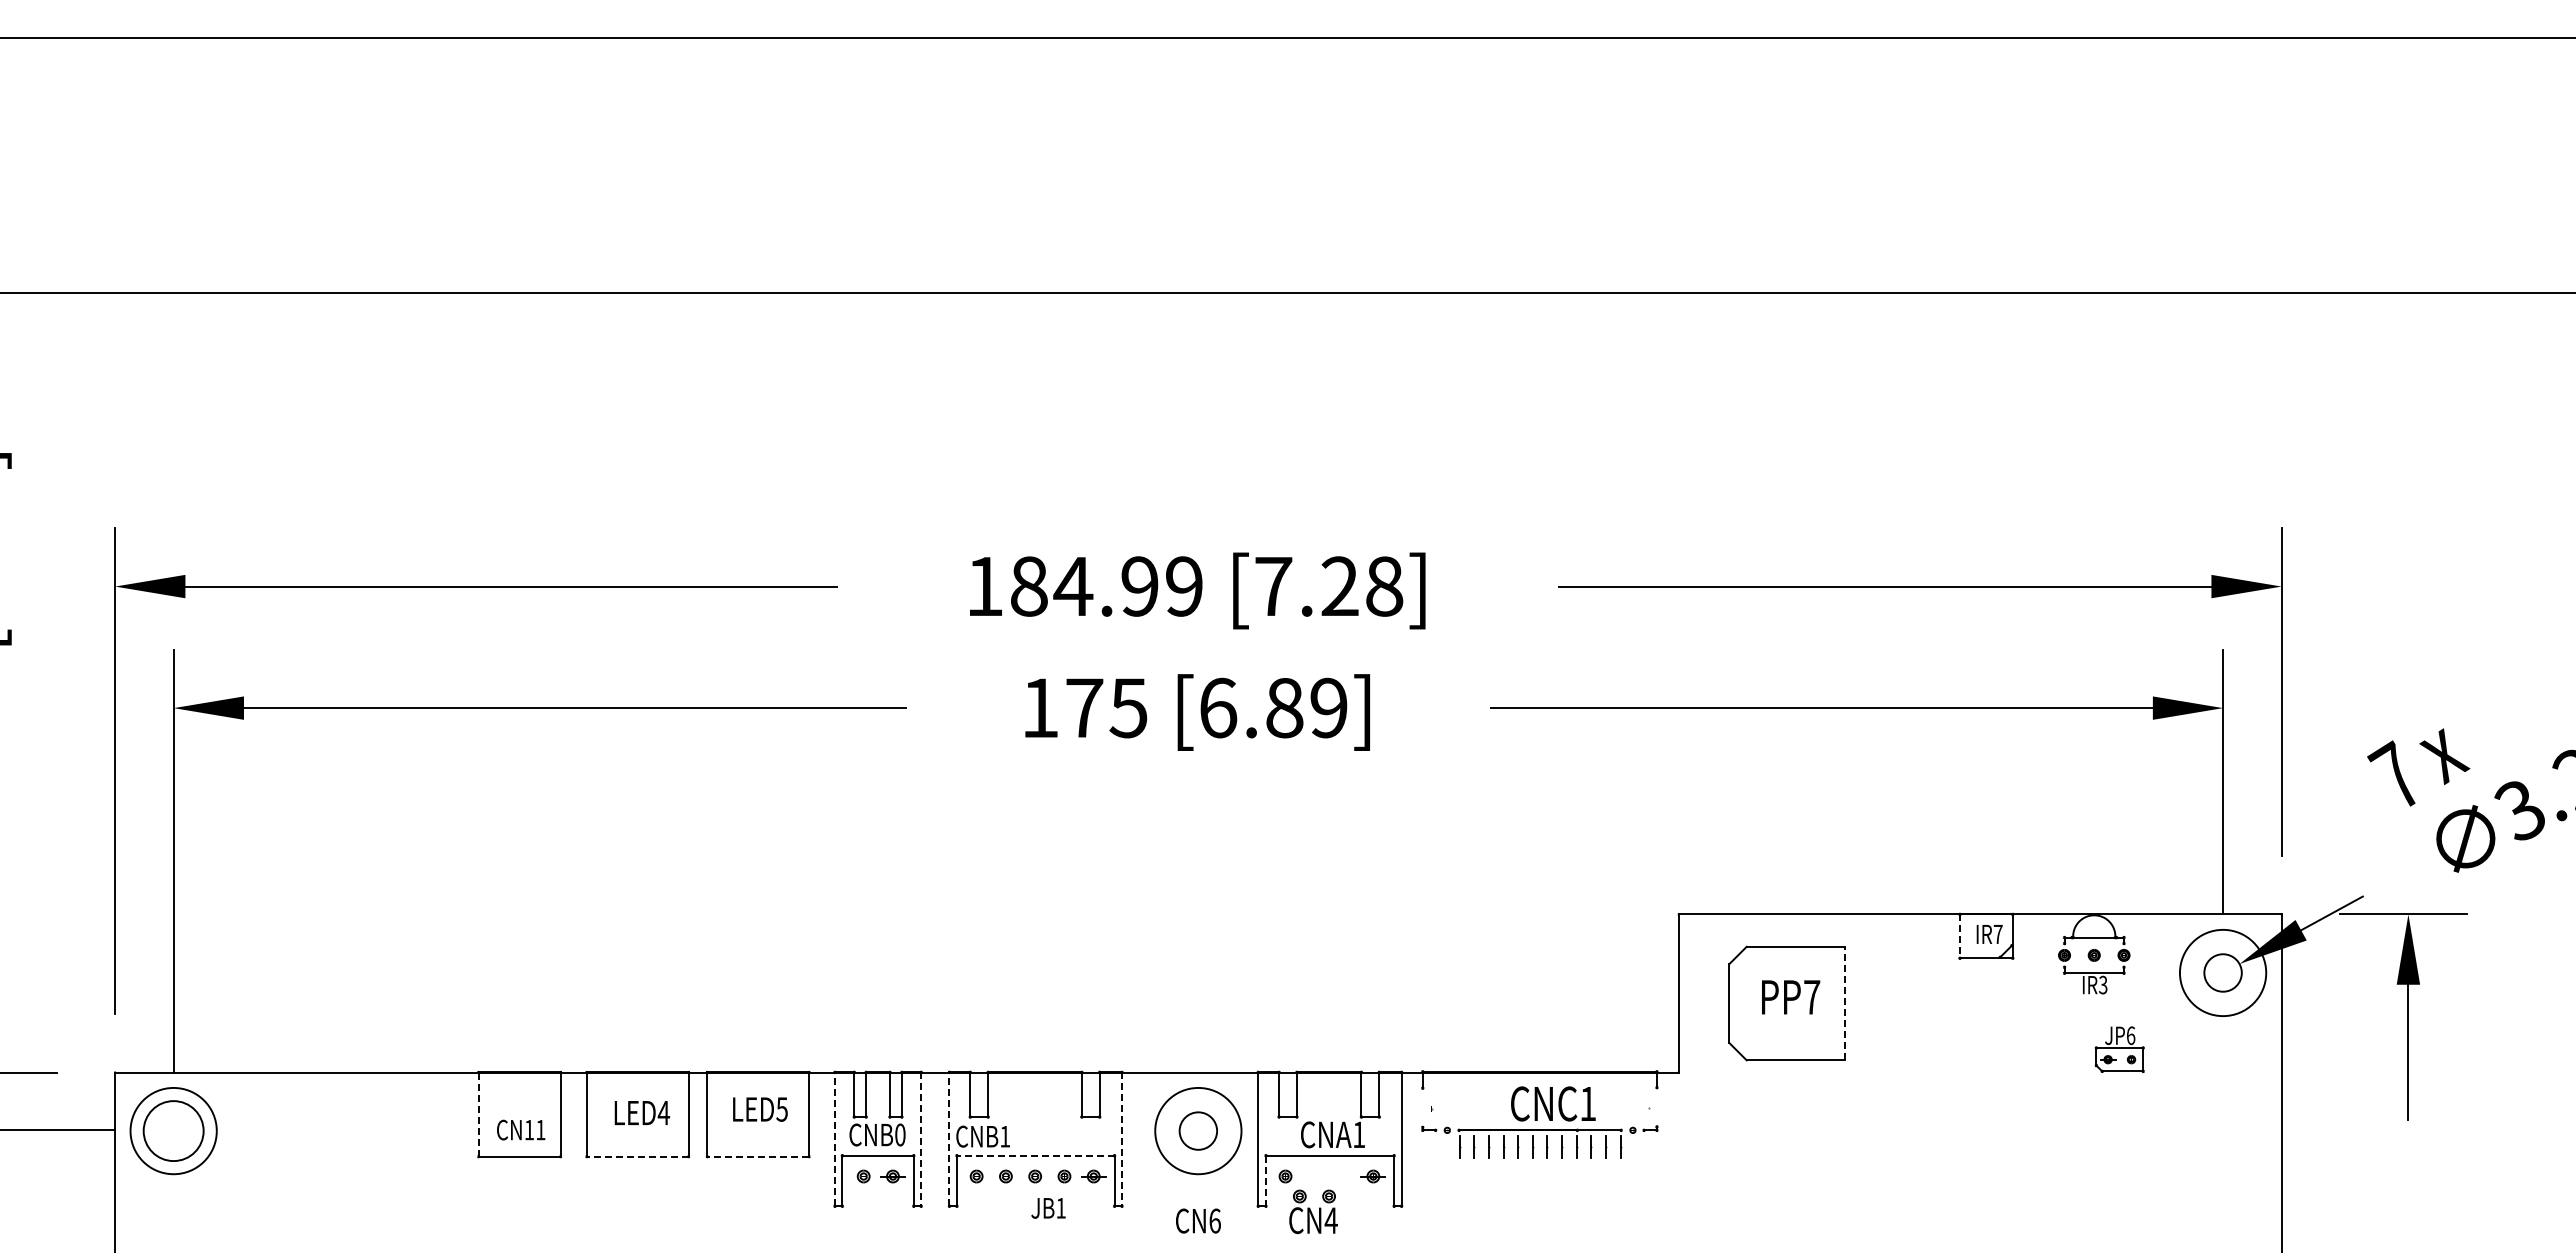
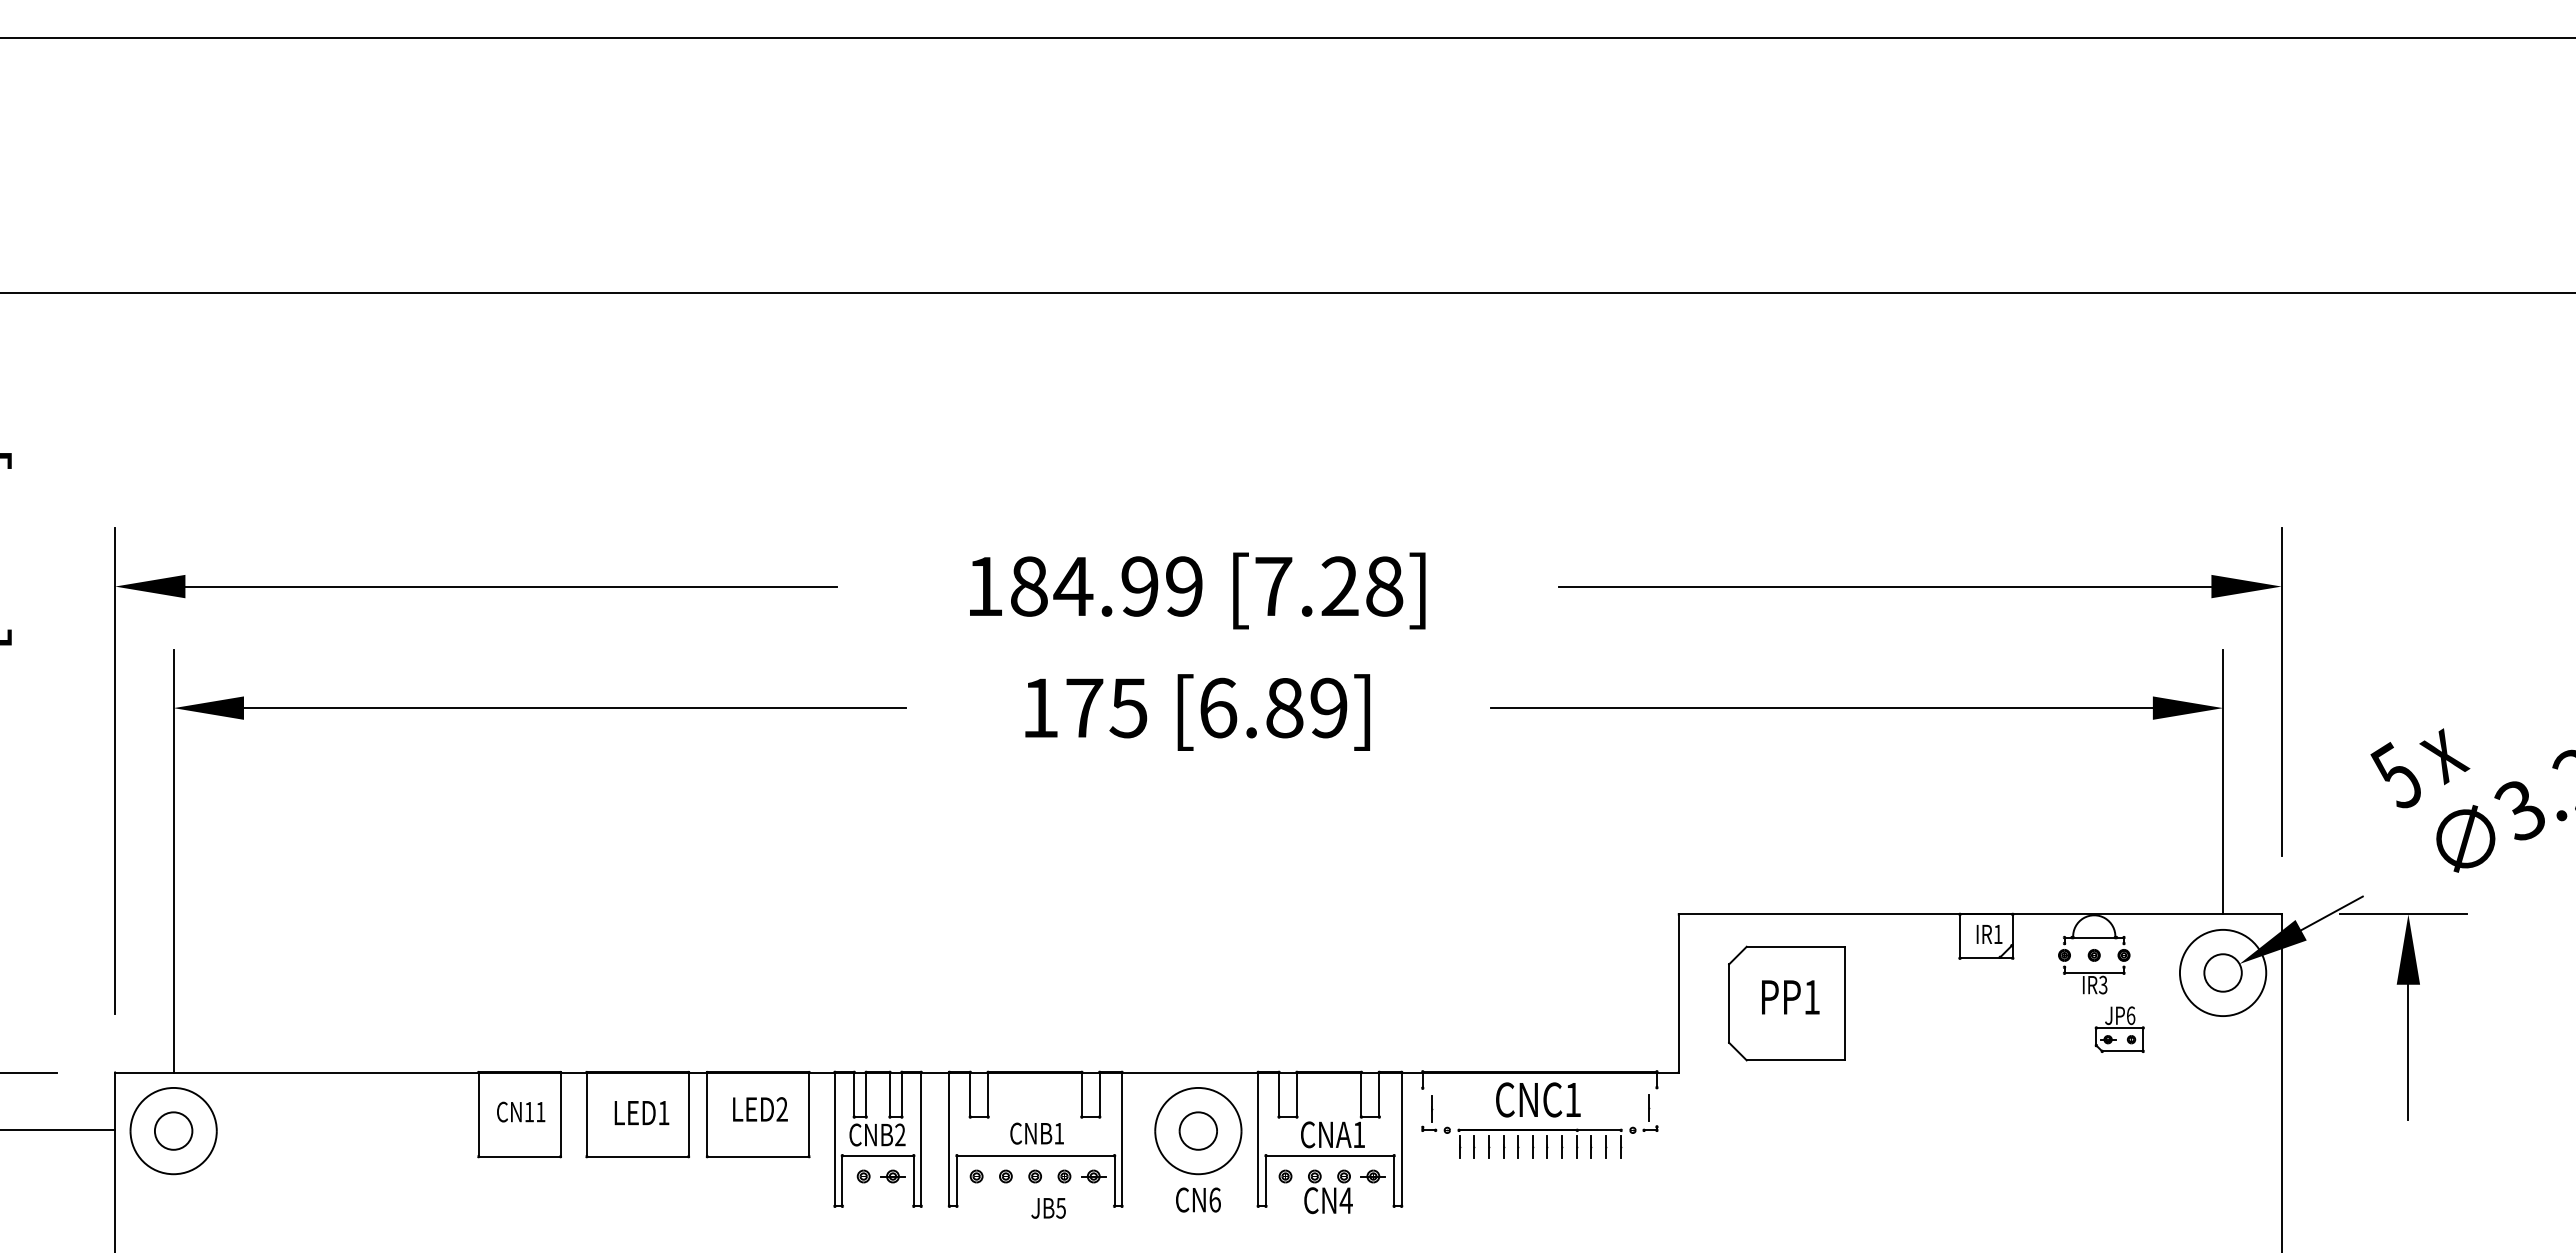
text: 7 -> 5 (2393, 774)
text: IR7 -> IR1 (1997, 934)
line: dashed -> solid (1960, 936)
text: PP7 -> PP1 (1812, 997)
line: dashed -> solid (1845, 1003)
part position: (2119, 1049) -> (2119, 1029) (2119, 1029)
text position: (1553, 1103) -> (1538, 1099) (1538, 1099)
line: none -> present (1431, 1108)
line: none -> present (1648, 1108)
text: LED5 -> LED2 (781, 1109)
text: LED4 -> LED1 (663, 1113)
line: dashed -> solid (478, 1114)
text position: (521, 1129) -> (521, 1111) (521, 1111)
circle diameter: 60 px -> 37 px (173, 1130)
text: CNB0 -> CNB2 (900, 1134)
text position: (982, 1136) -> (1036, 1133) (1036, 1133)
line: dashed -> solid (834, 1139)
line: dashed -> solid (921, 1139)
line: dashed -> solid (949, 1139)
line: dashed -> solid (1122, 1139)
line: dashed -> solid (1035, 1155)
line: dashed -> solid (637, 1156)
line: dashed -> solid (758, 1156)
line: dashed -> solid (1265, 1181)
text: JB1 -> JB5 (1060, 1208)
part position: (1313, 1211) -> (1328, 1191) (1328, 1191)
text position: (1198, 1220) -> (1198, 1199) (1198, 1199)
